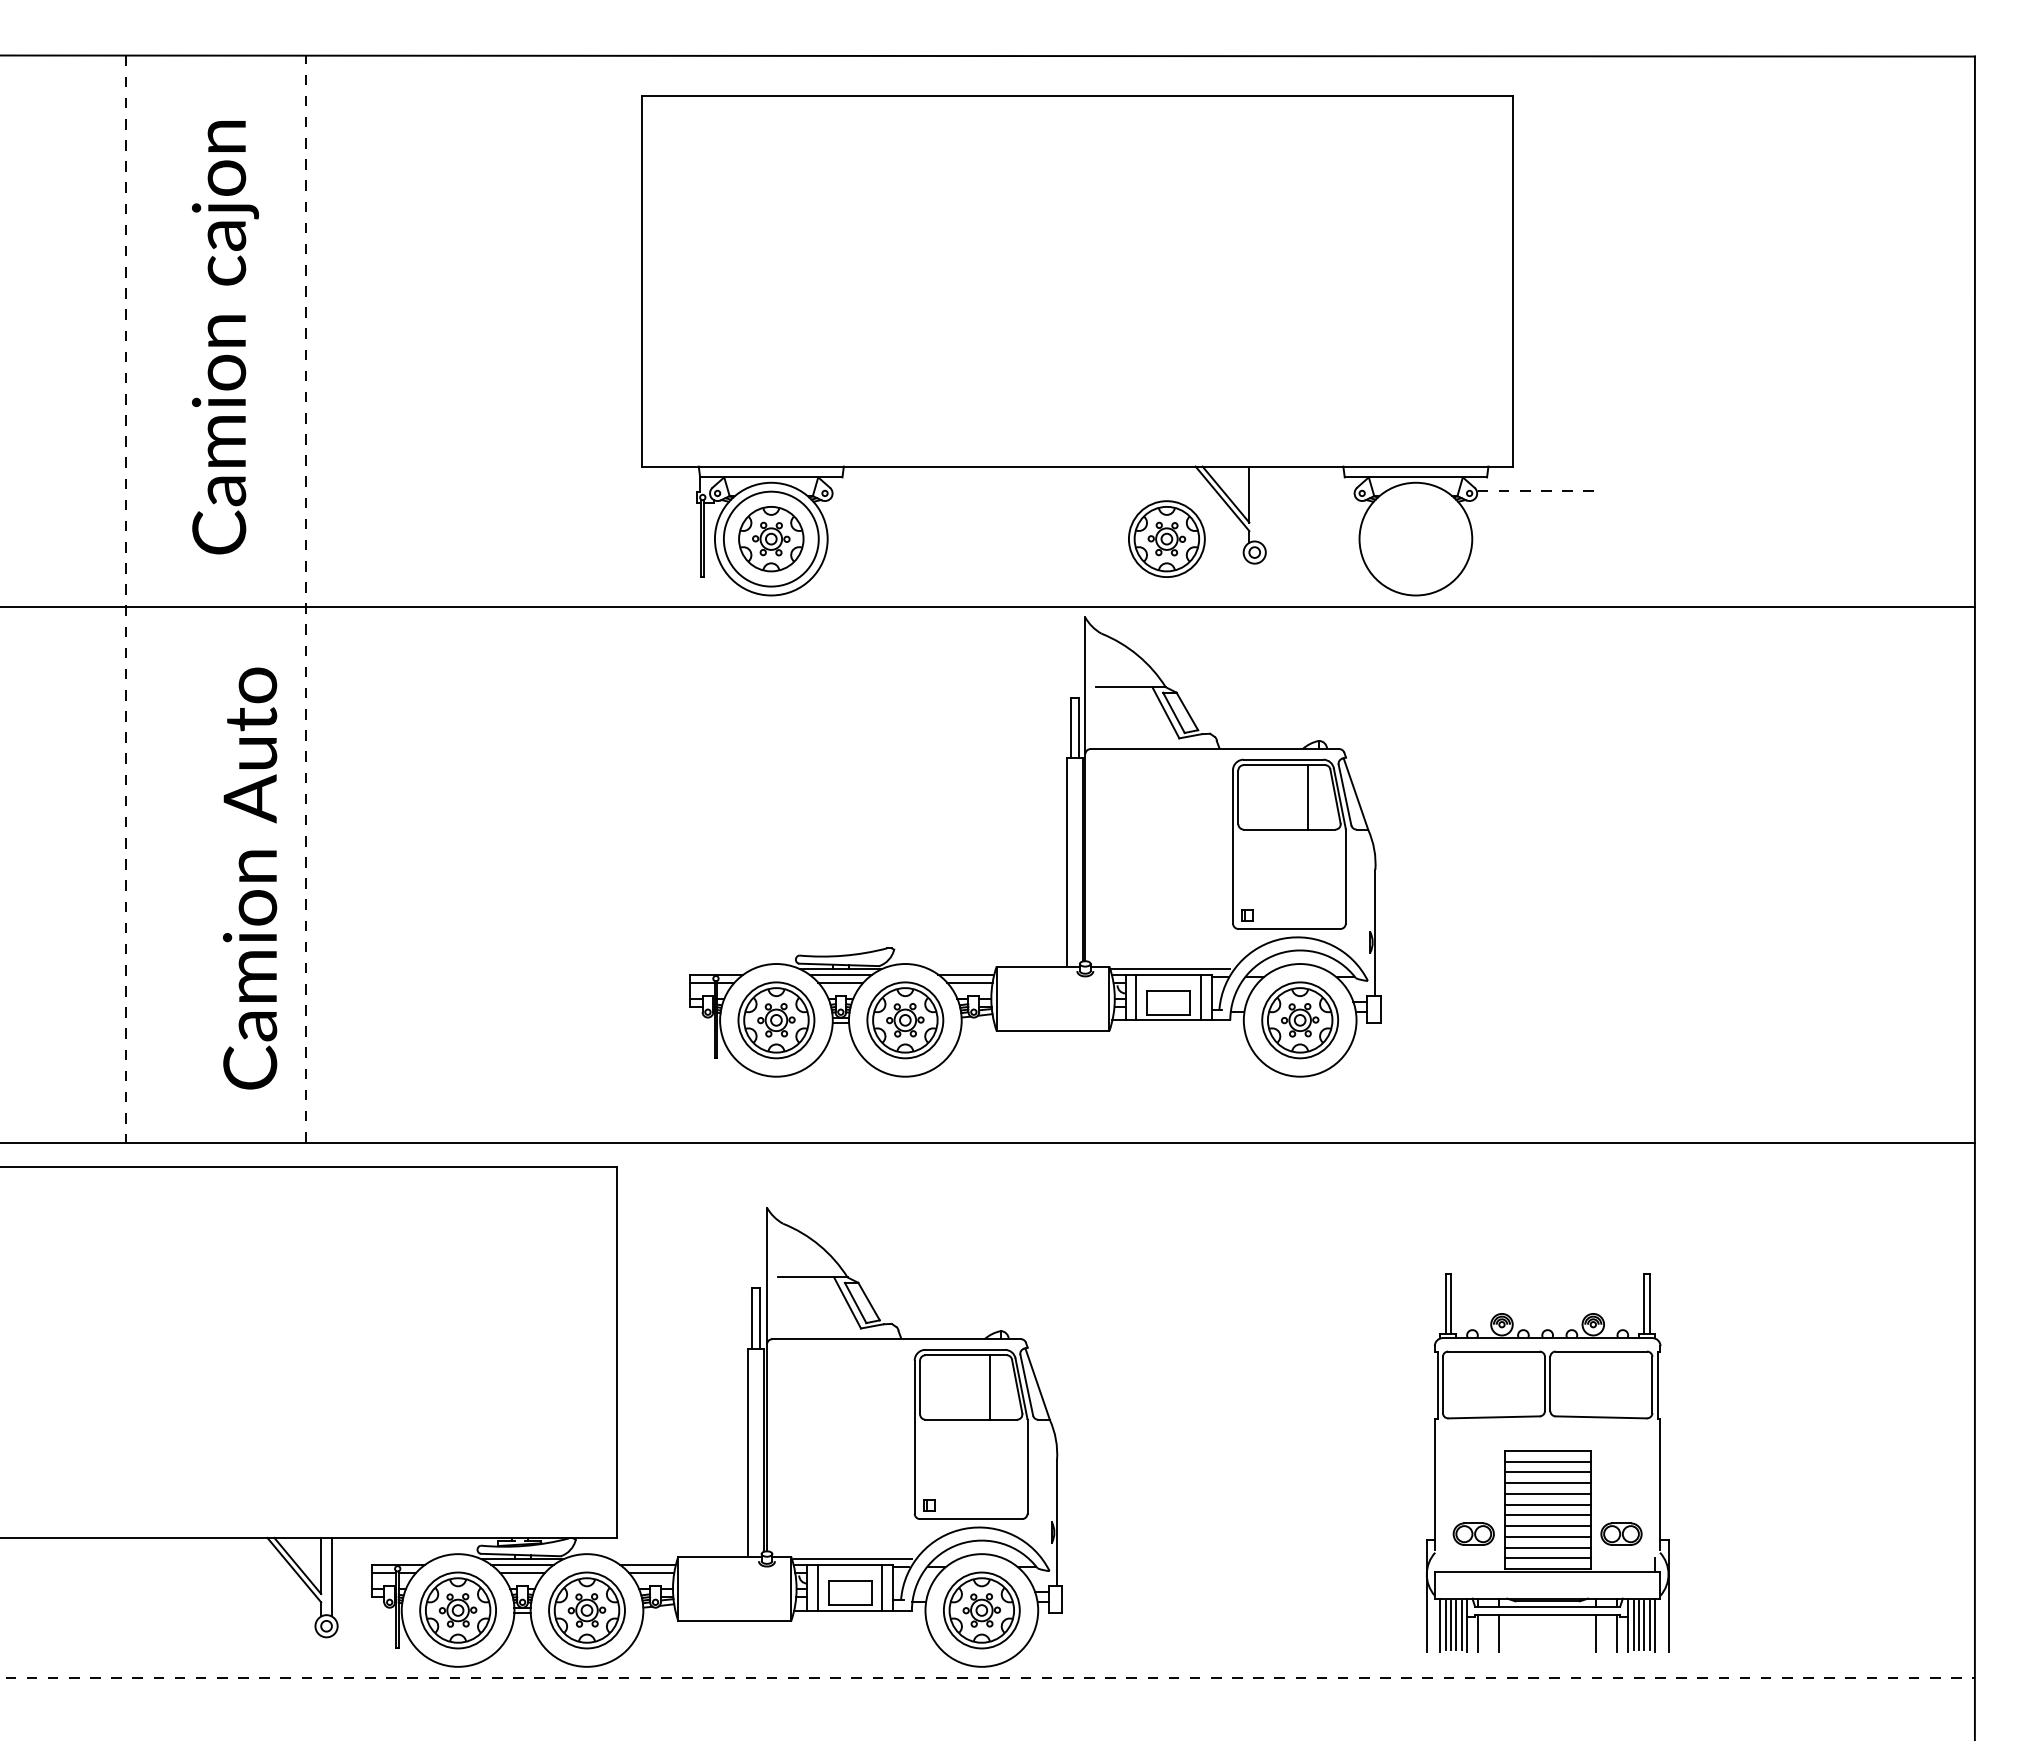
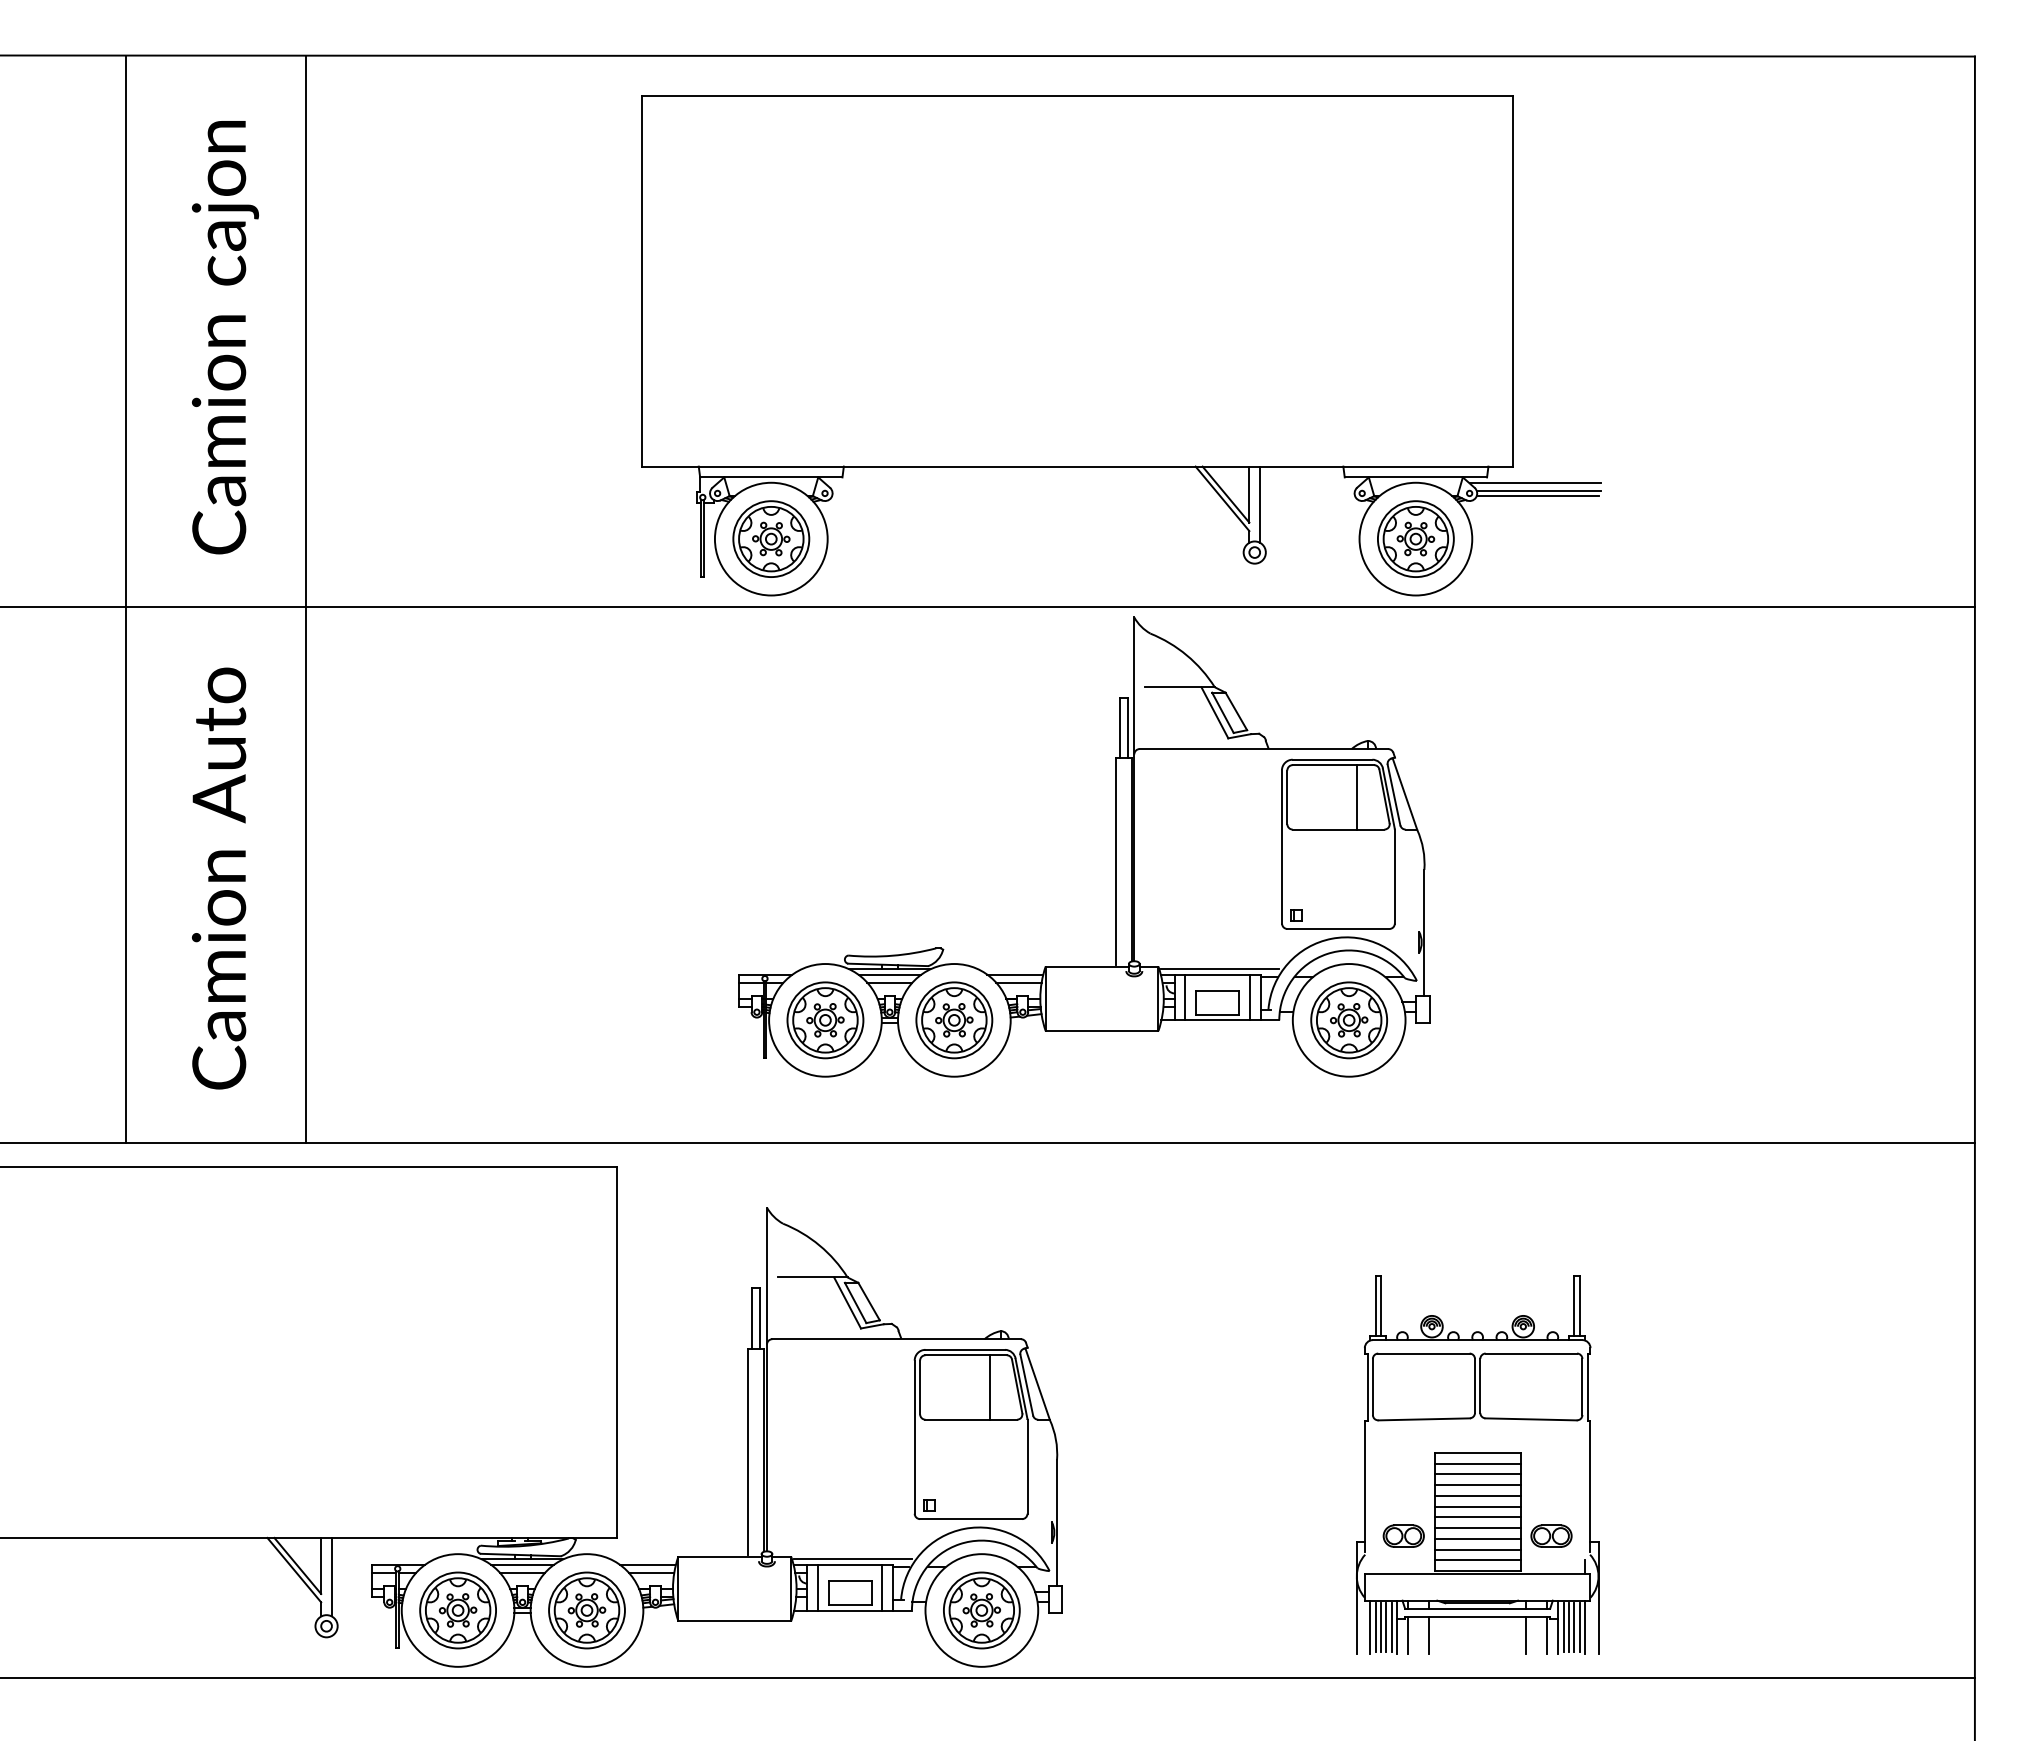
line: none -> present (1535, 482)
line: dashed -> solid (1539, 490)
line: none -> present (1537, 496)
line: none -> present (1260, 504)
circle diameter: 95 px -> 76 px (771, 539)
part position: (1166, 538) -> (1415, 538) (1415, 538)
line: dashed -> solid (306, 598)
line: dashed -> solid (126, 599)
part position: (1066, 846) -> (1115, 846) (1115, 846)
text position: (250, 878) -> (219, 878) (219, 878)
part position: (1547, 1462) -> (1477, 1464) (1477, 1464)
line: dashed -> solid (988, 1677)
